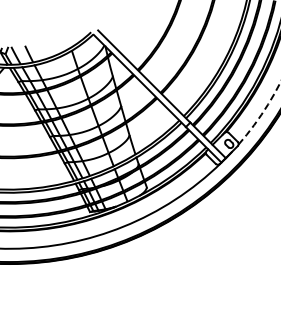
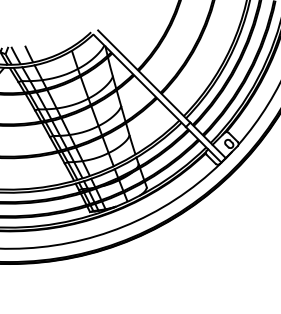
arc: dashed -> solid (261, 114)
